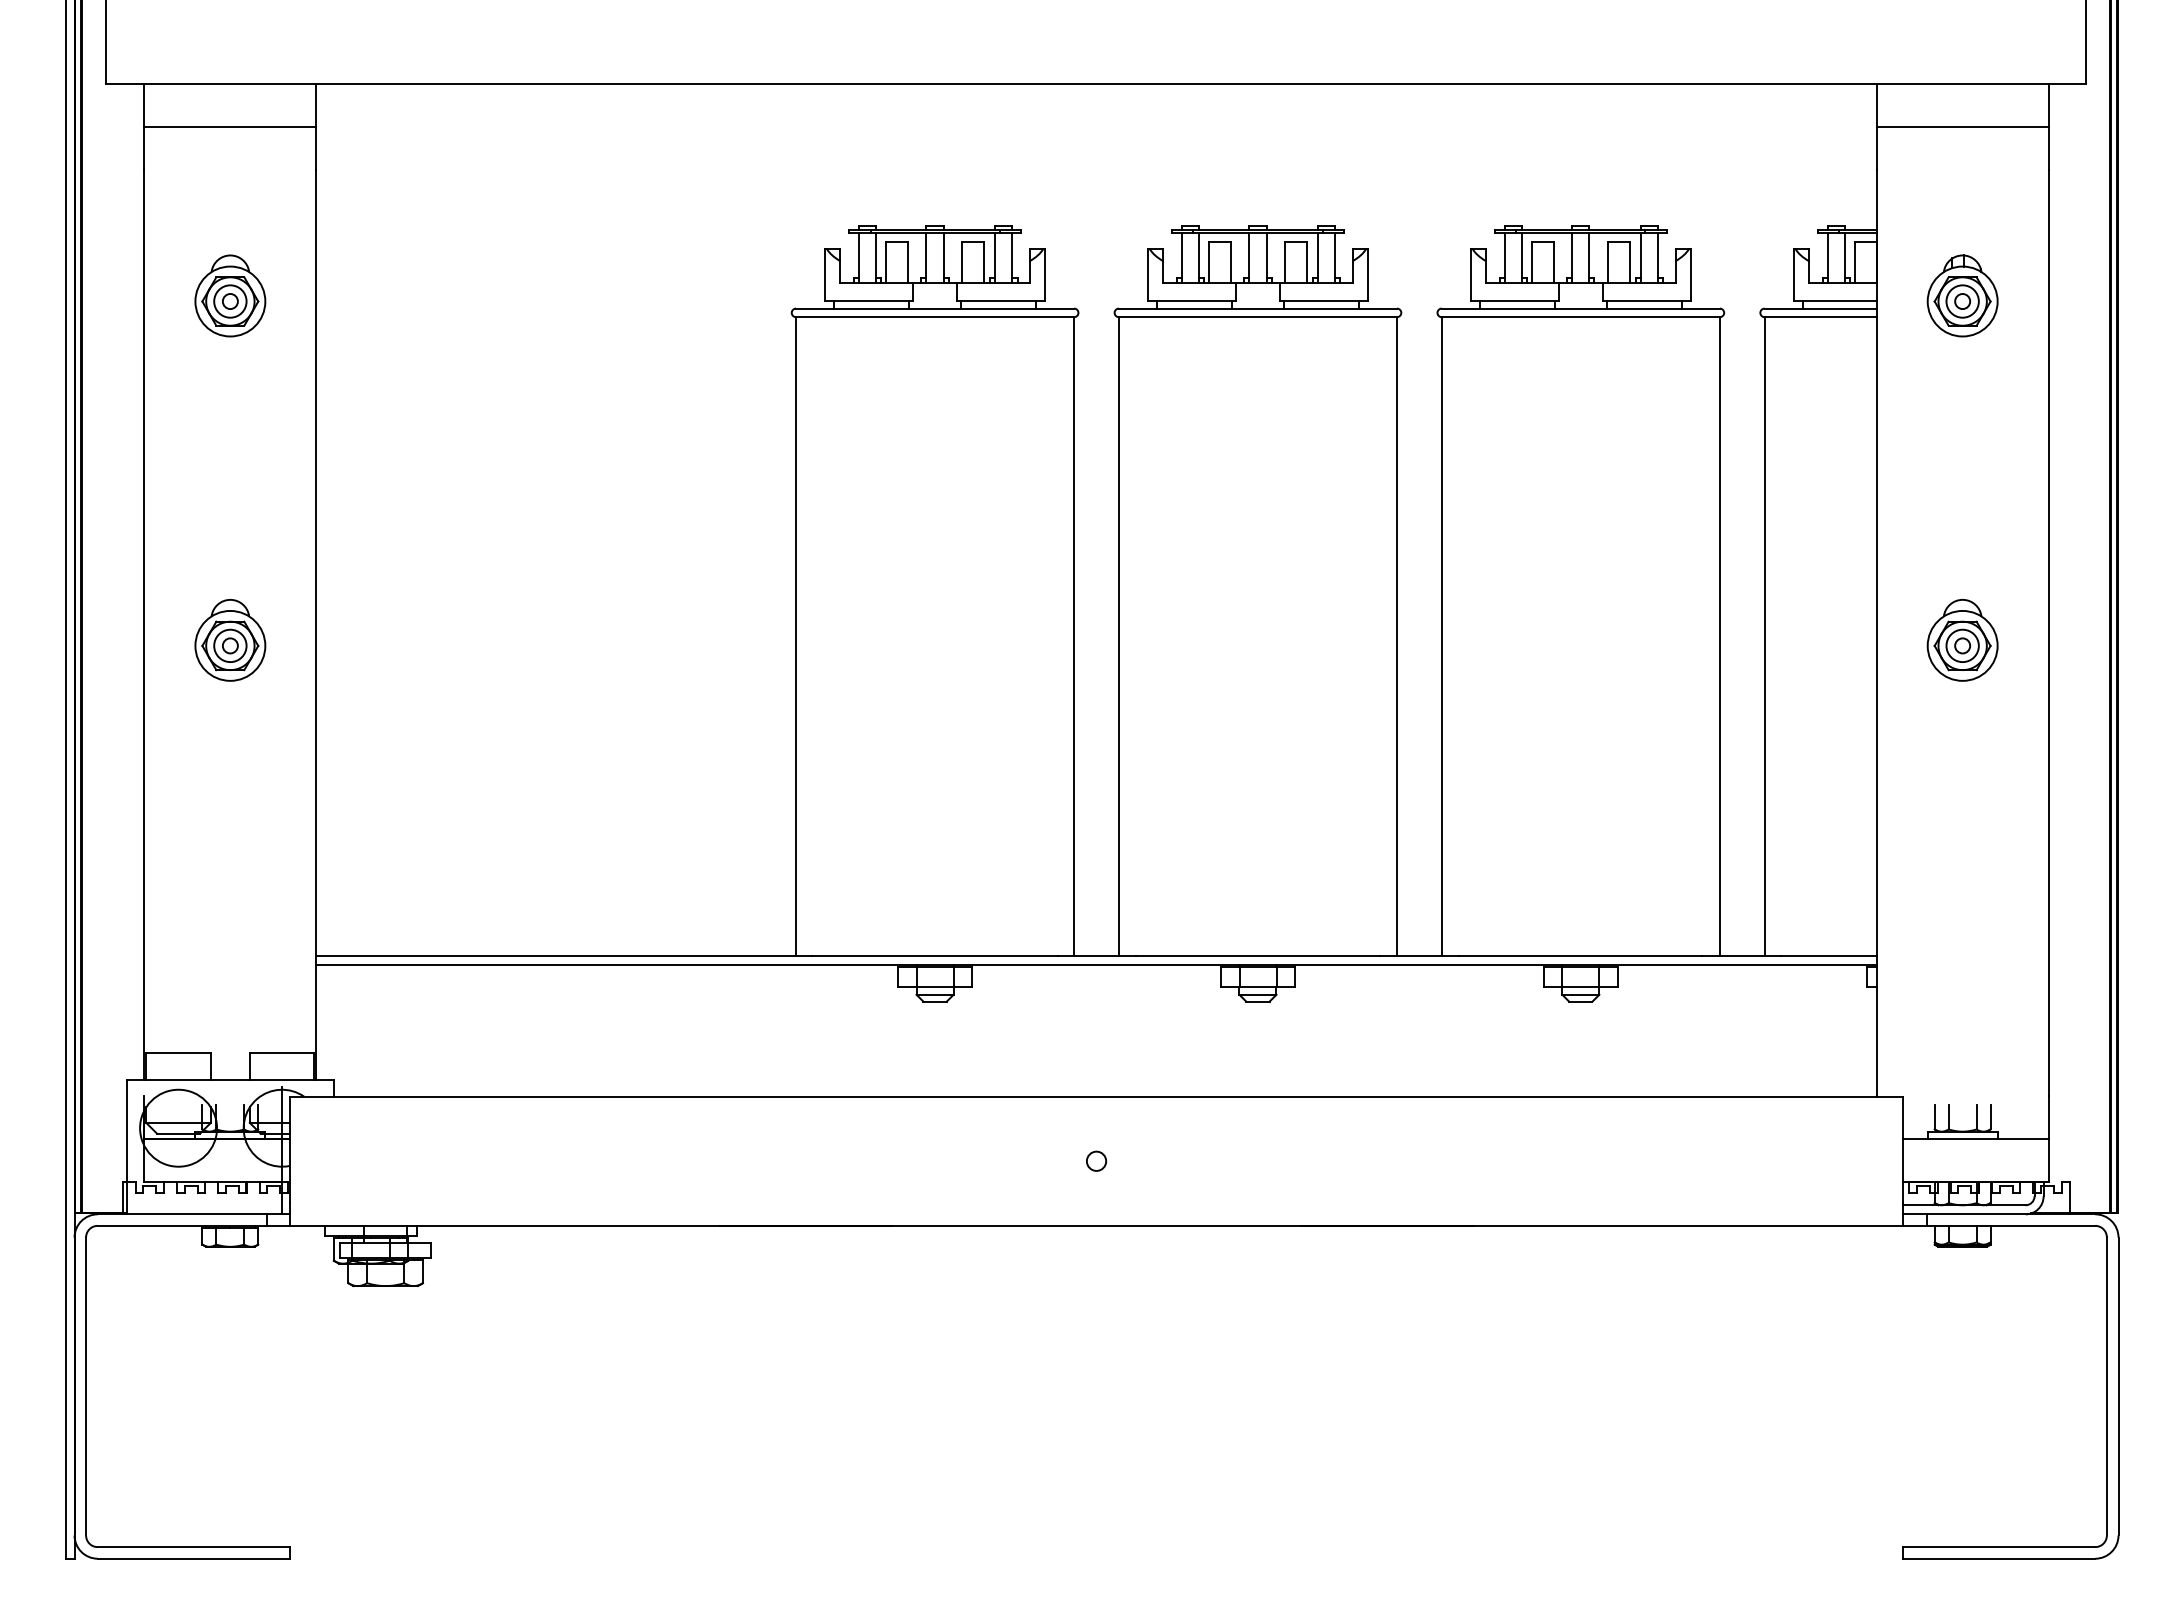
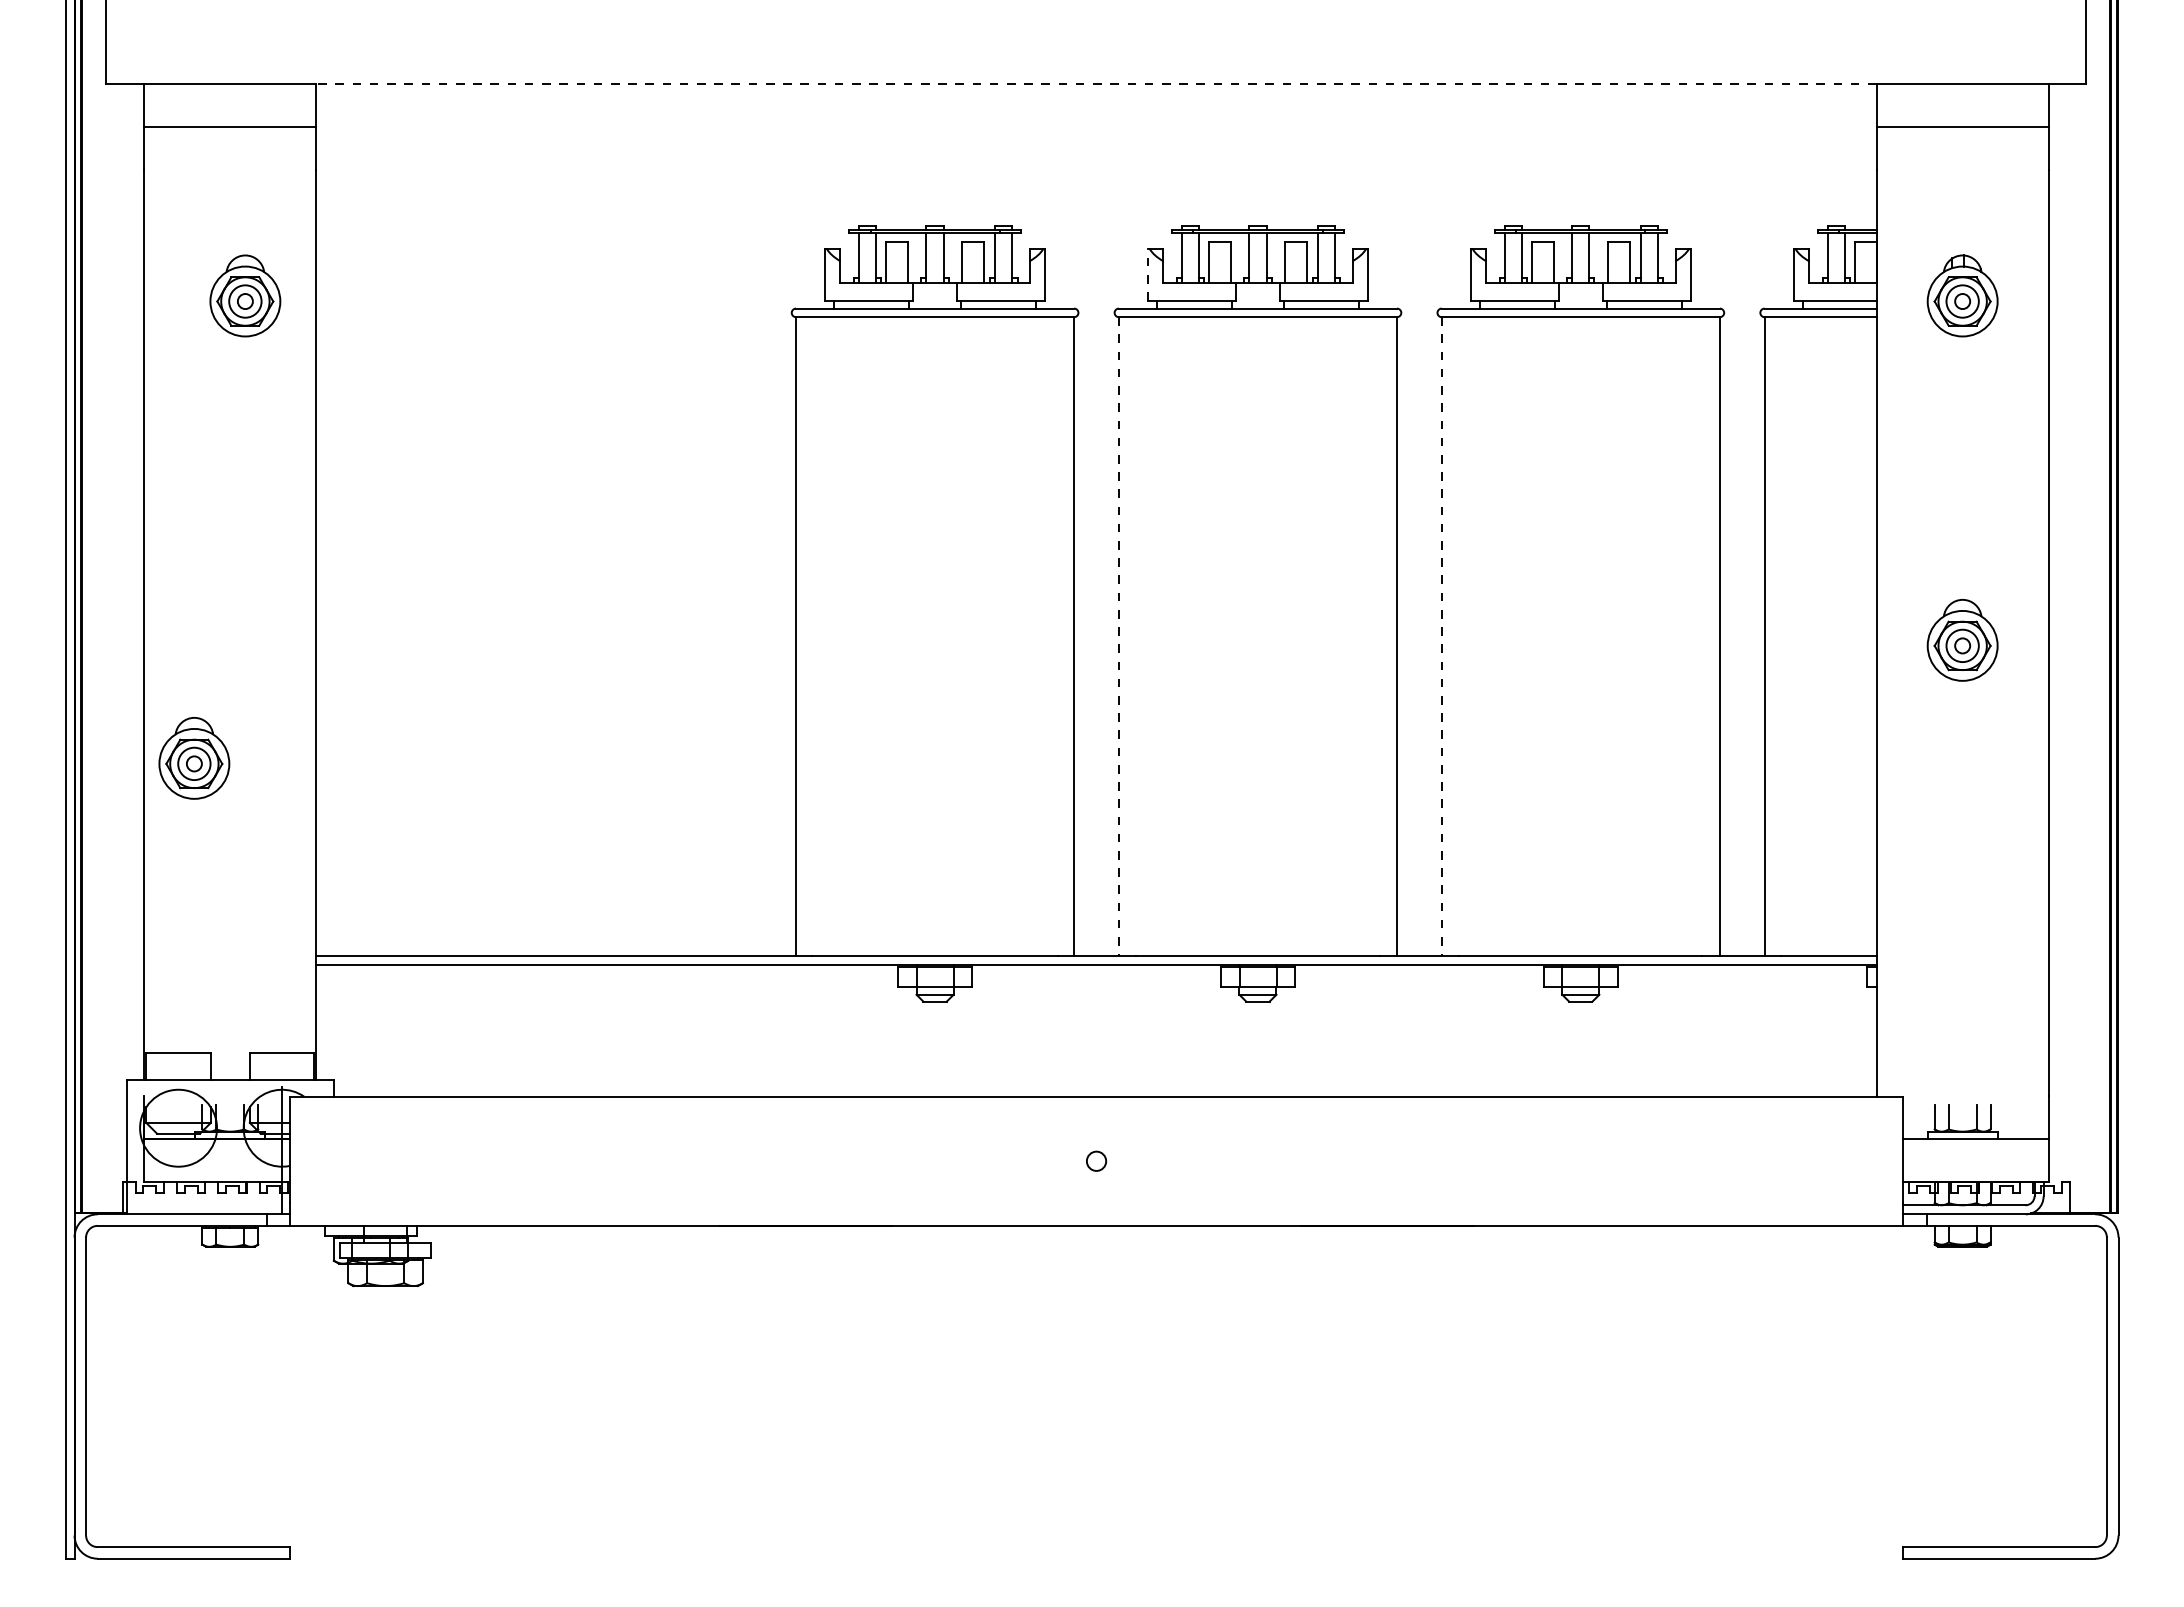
line: solid -> dashed (1096, 83)
line: solid -> dashed (1147, 275)
part position: (230, 295) -> (245, 295) (245, 295)
line: solid -> dashed (1118, 637)
line: solid -> dashed (1441, 637)
part position: (230, 640) -> (194, 758) (194, 758)
